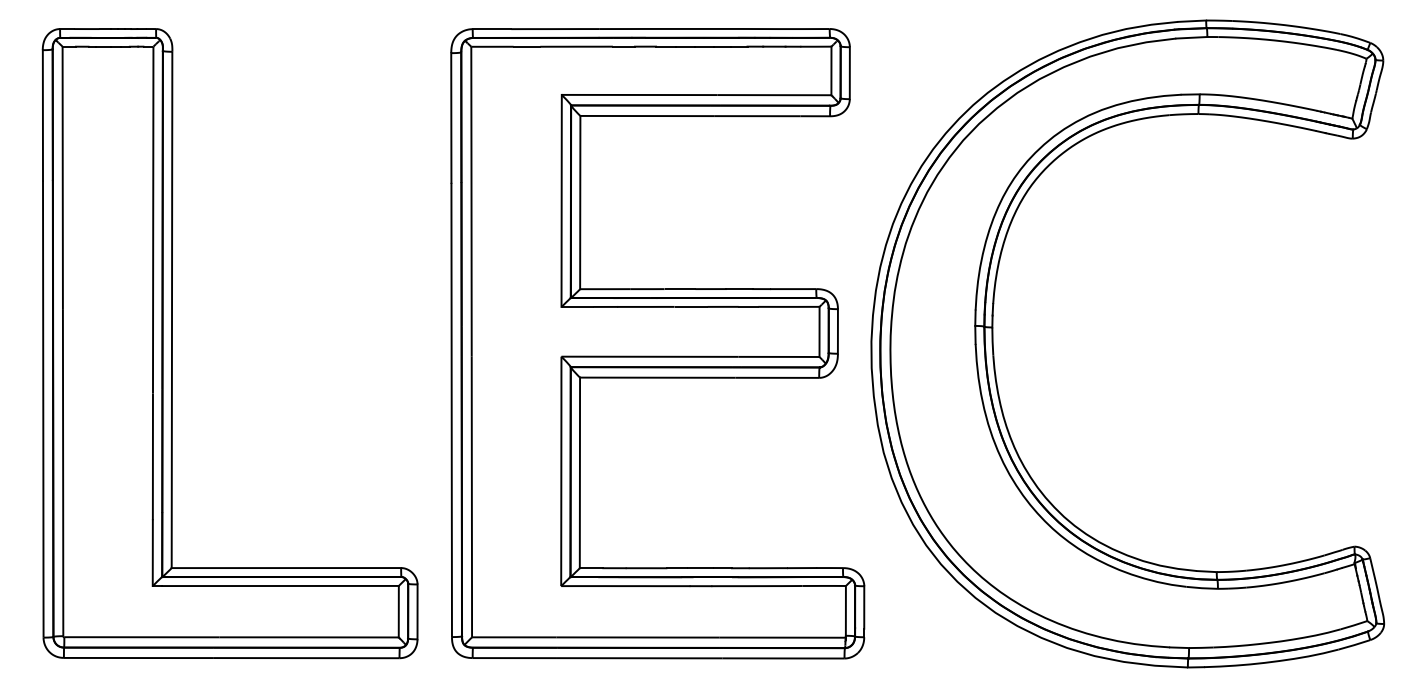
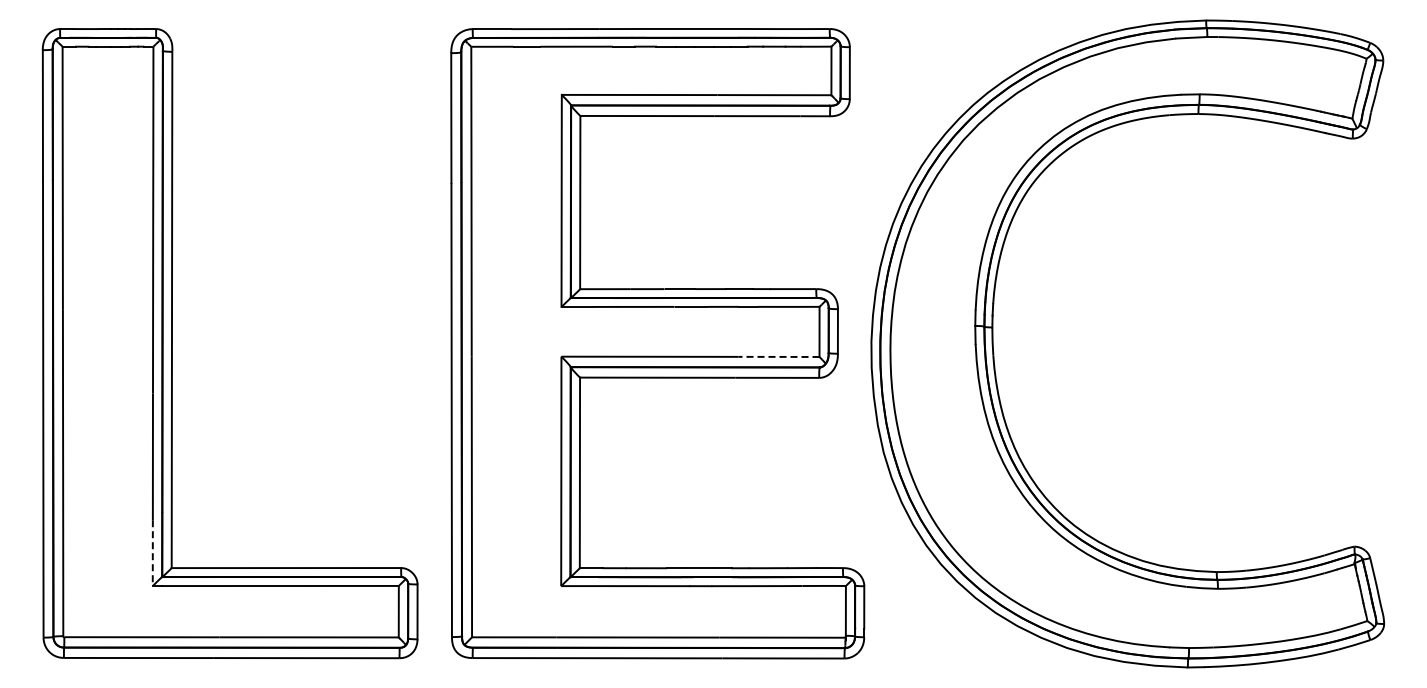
line: solid -> dashed (779, 356)
line: solid -> dashed (152, 553)
